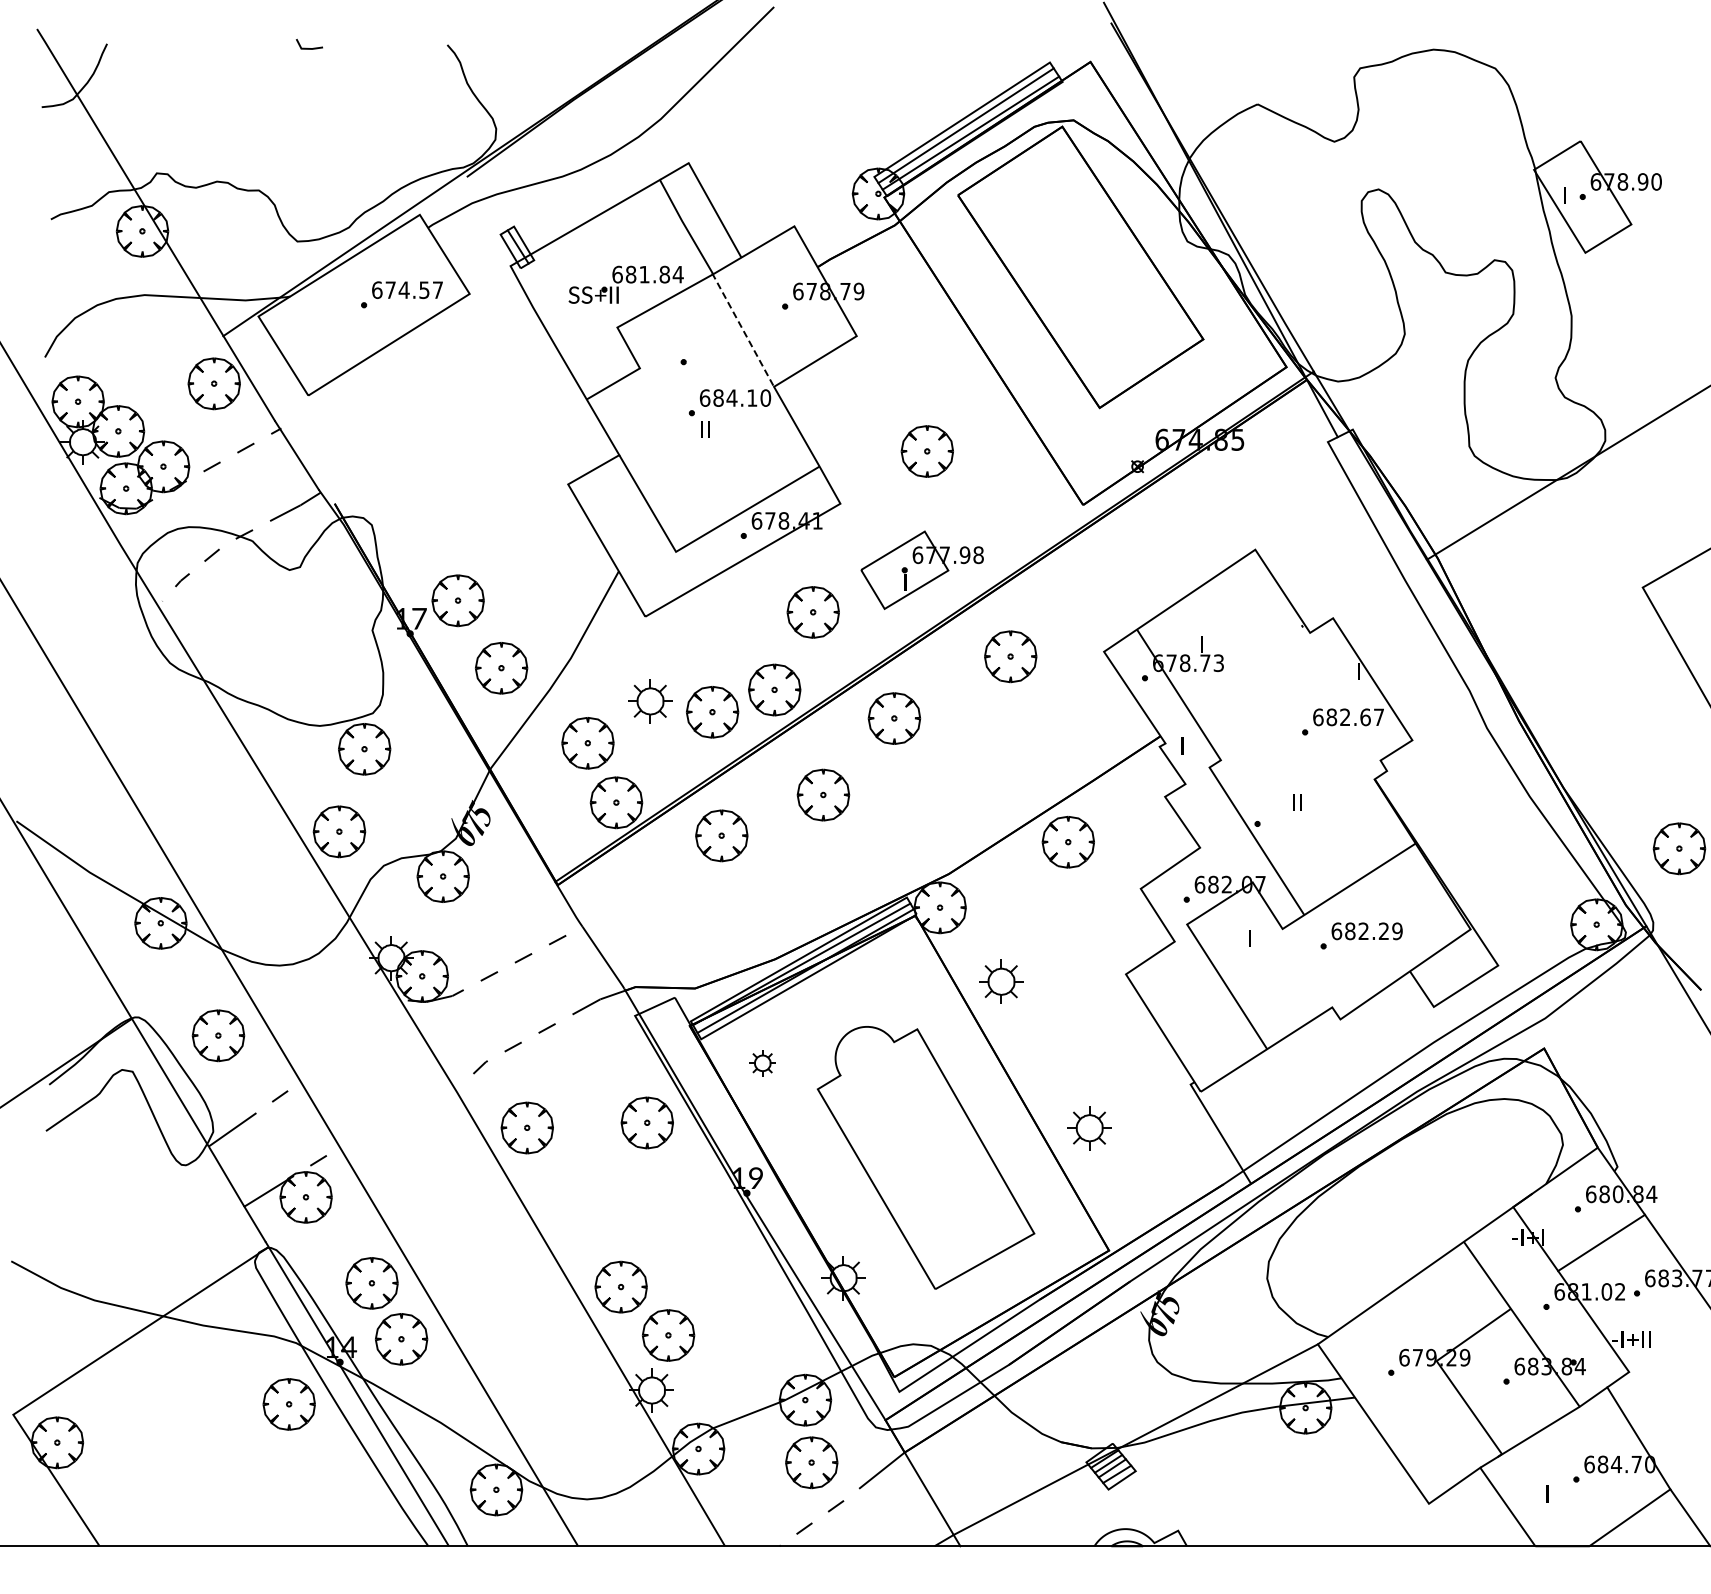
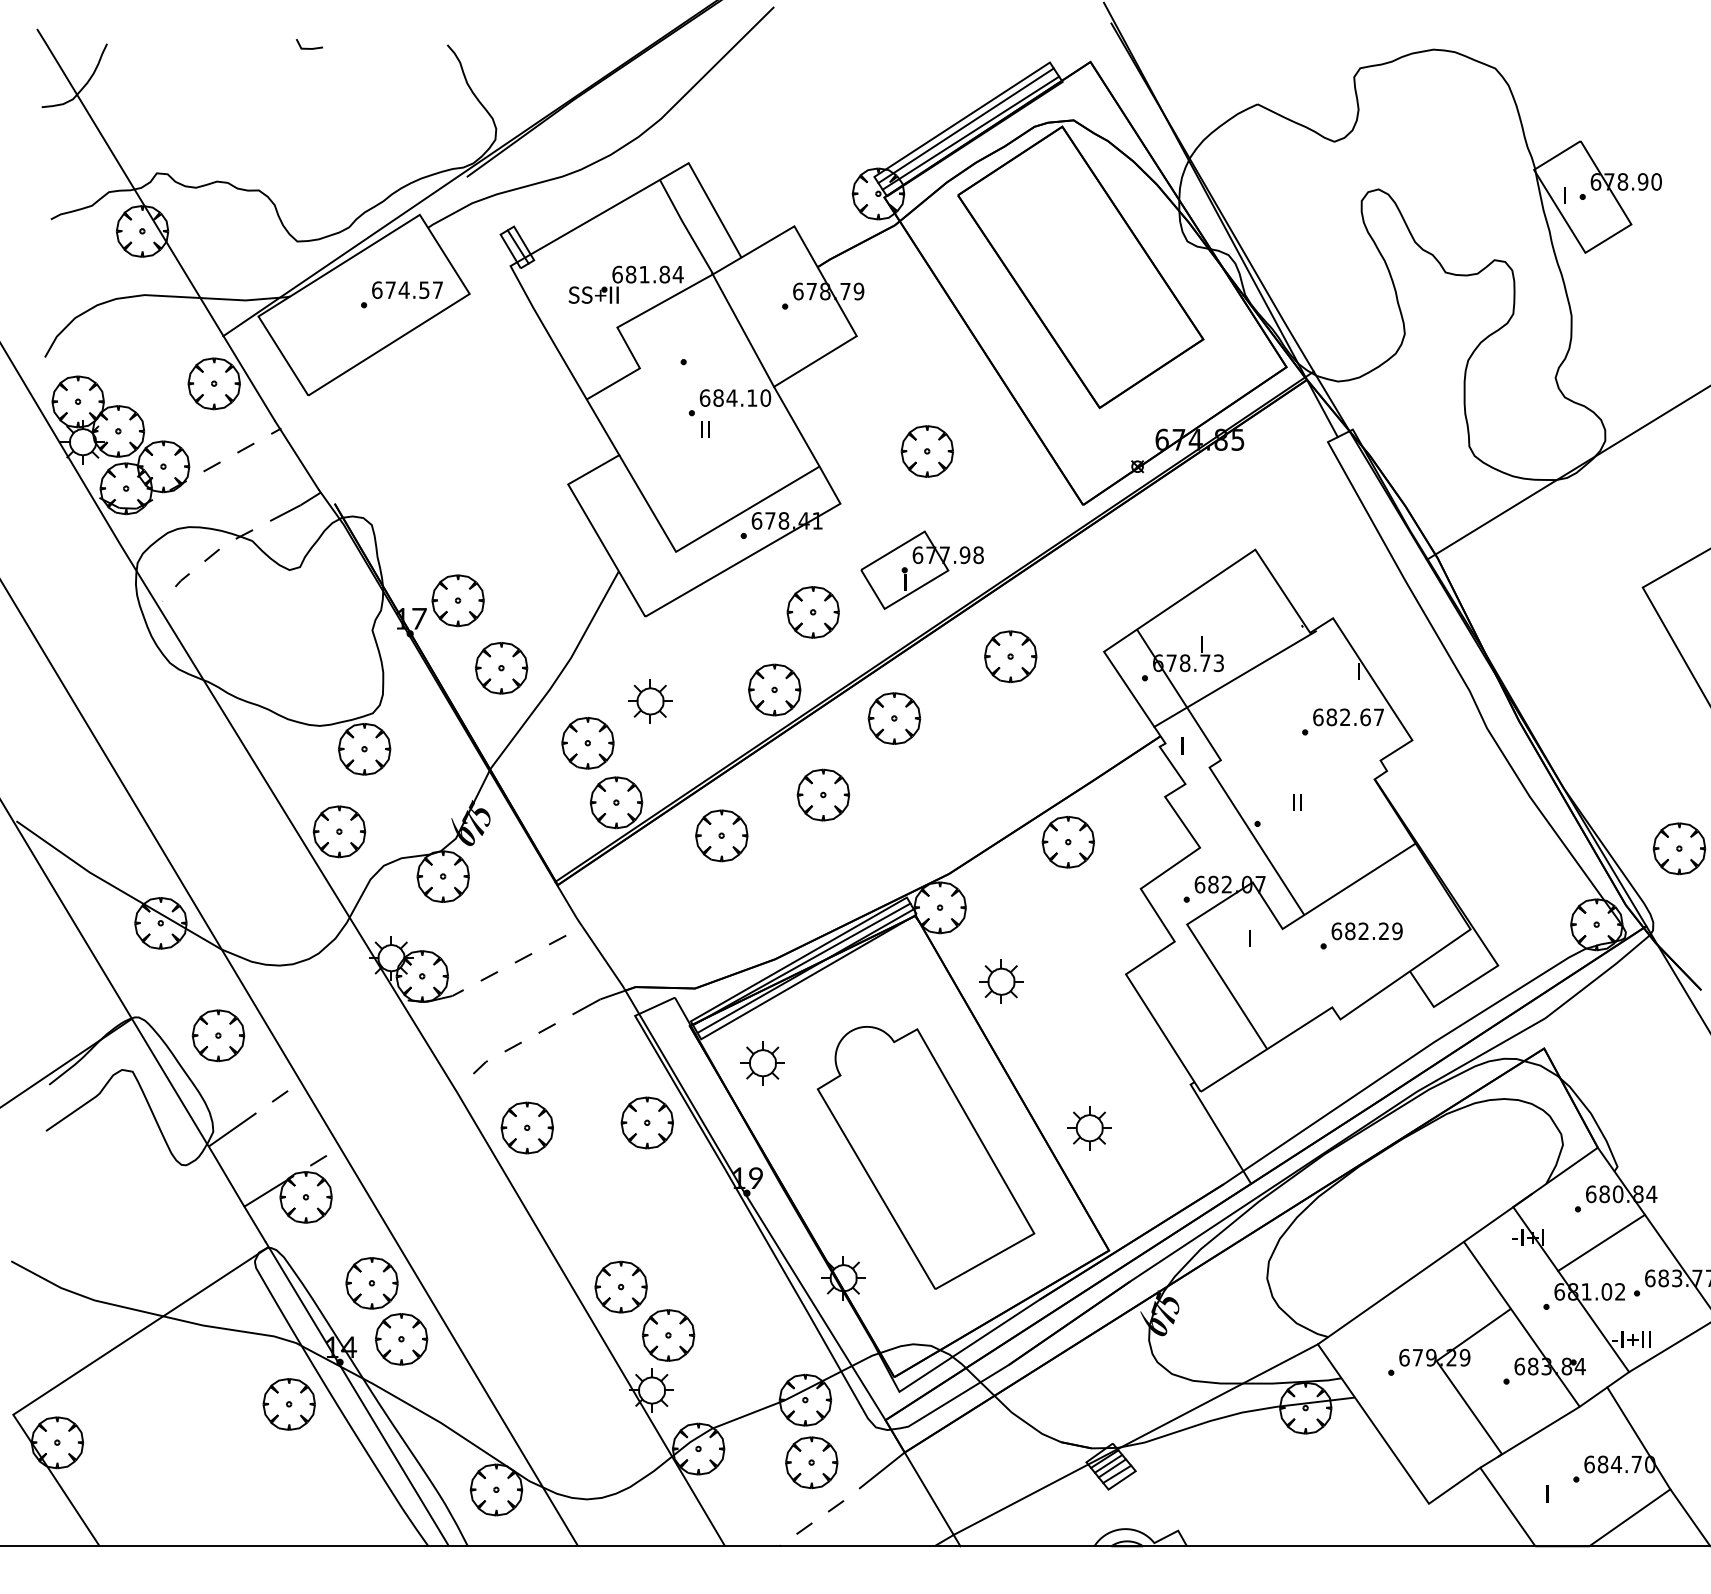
line: dashed -> solid (743, 330)
line: none -> present (1234, 678)
part: present -> none (712, 712)
part size: 27x27 px -> 45x45 px (762, 1063)
line: none -> present (1668, 1348)
